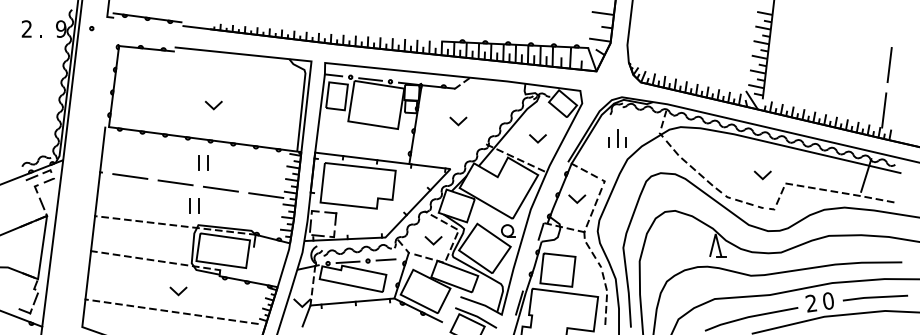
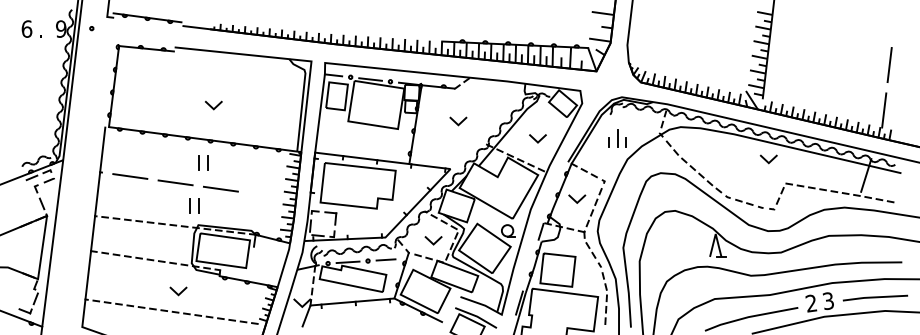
text: 2 -> 6 (26, 28)
line position: (761, 176) -> (767, 160) (767, 160)
line: present -> none (266, 195)
text: 0 -> 3 (827, 301)
